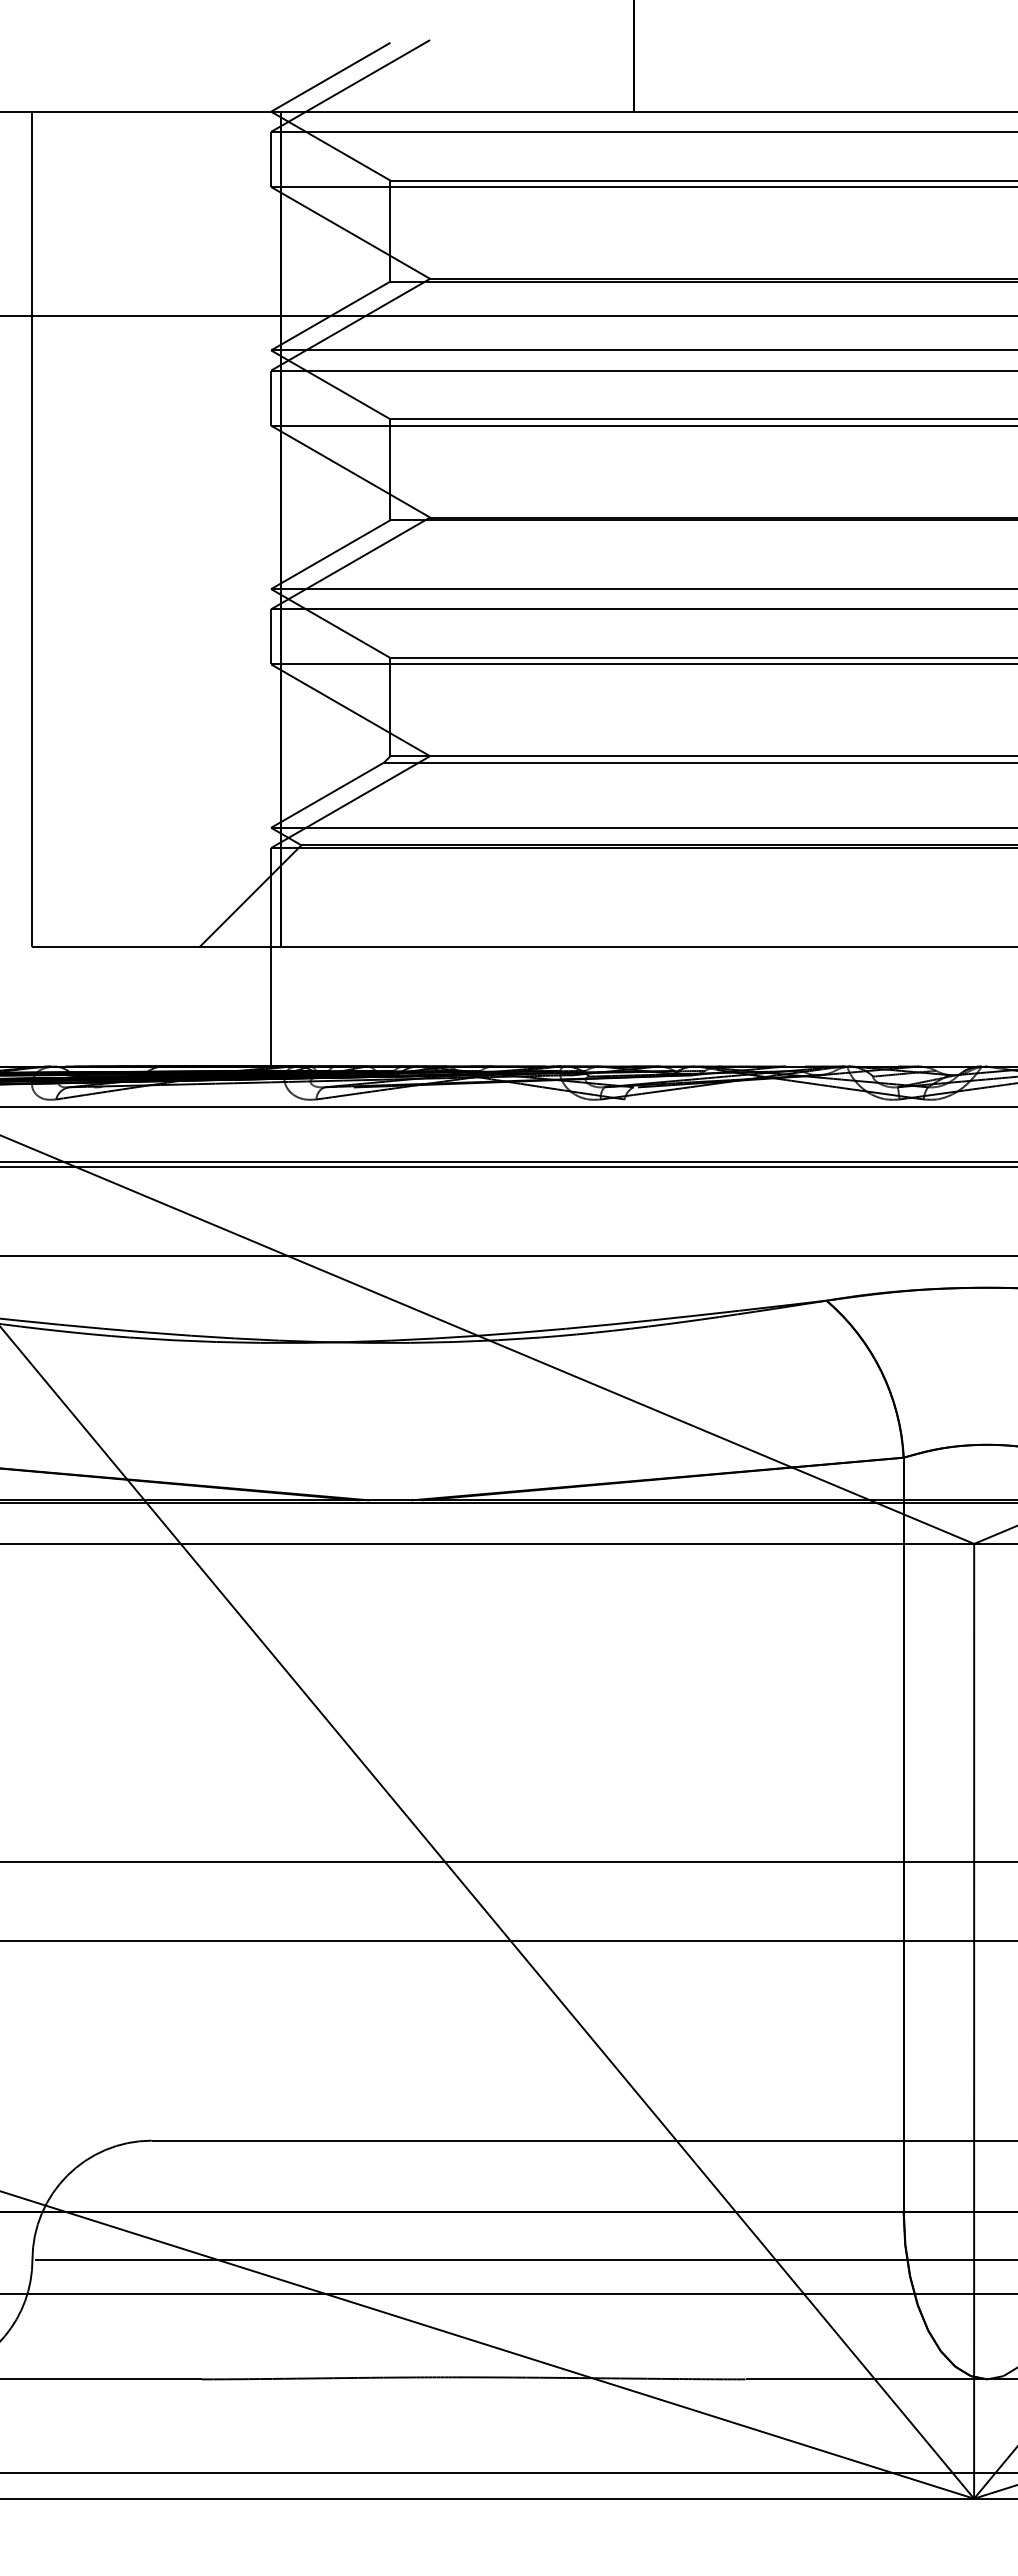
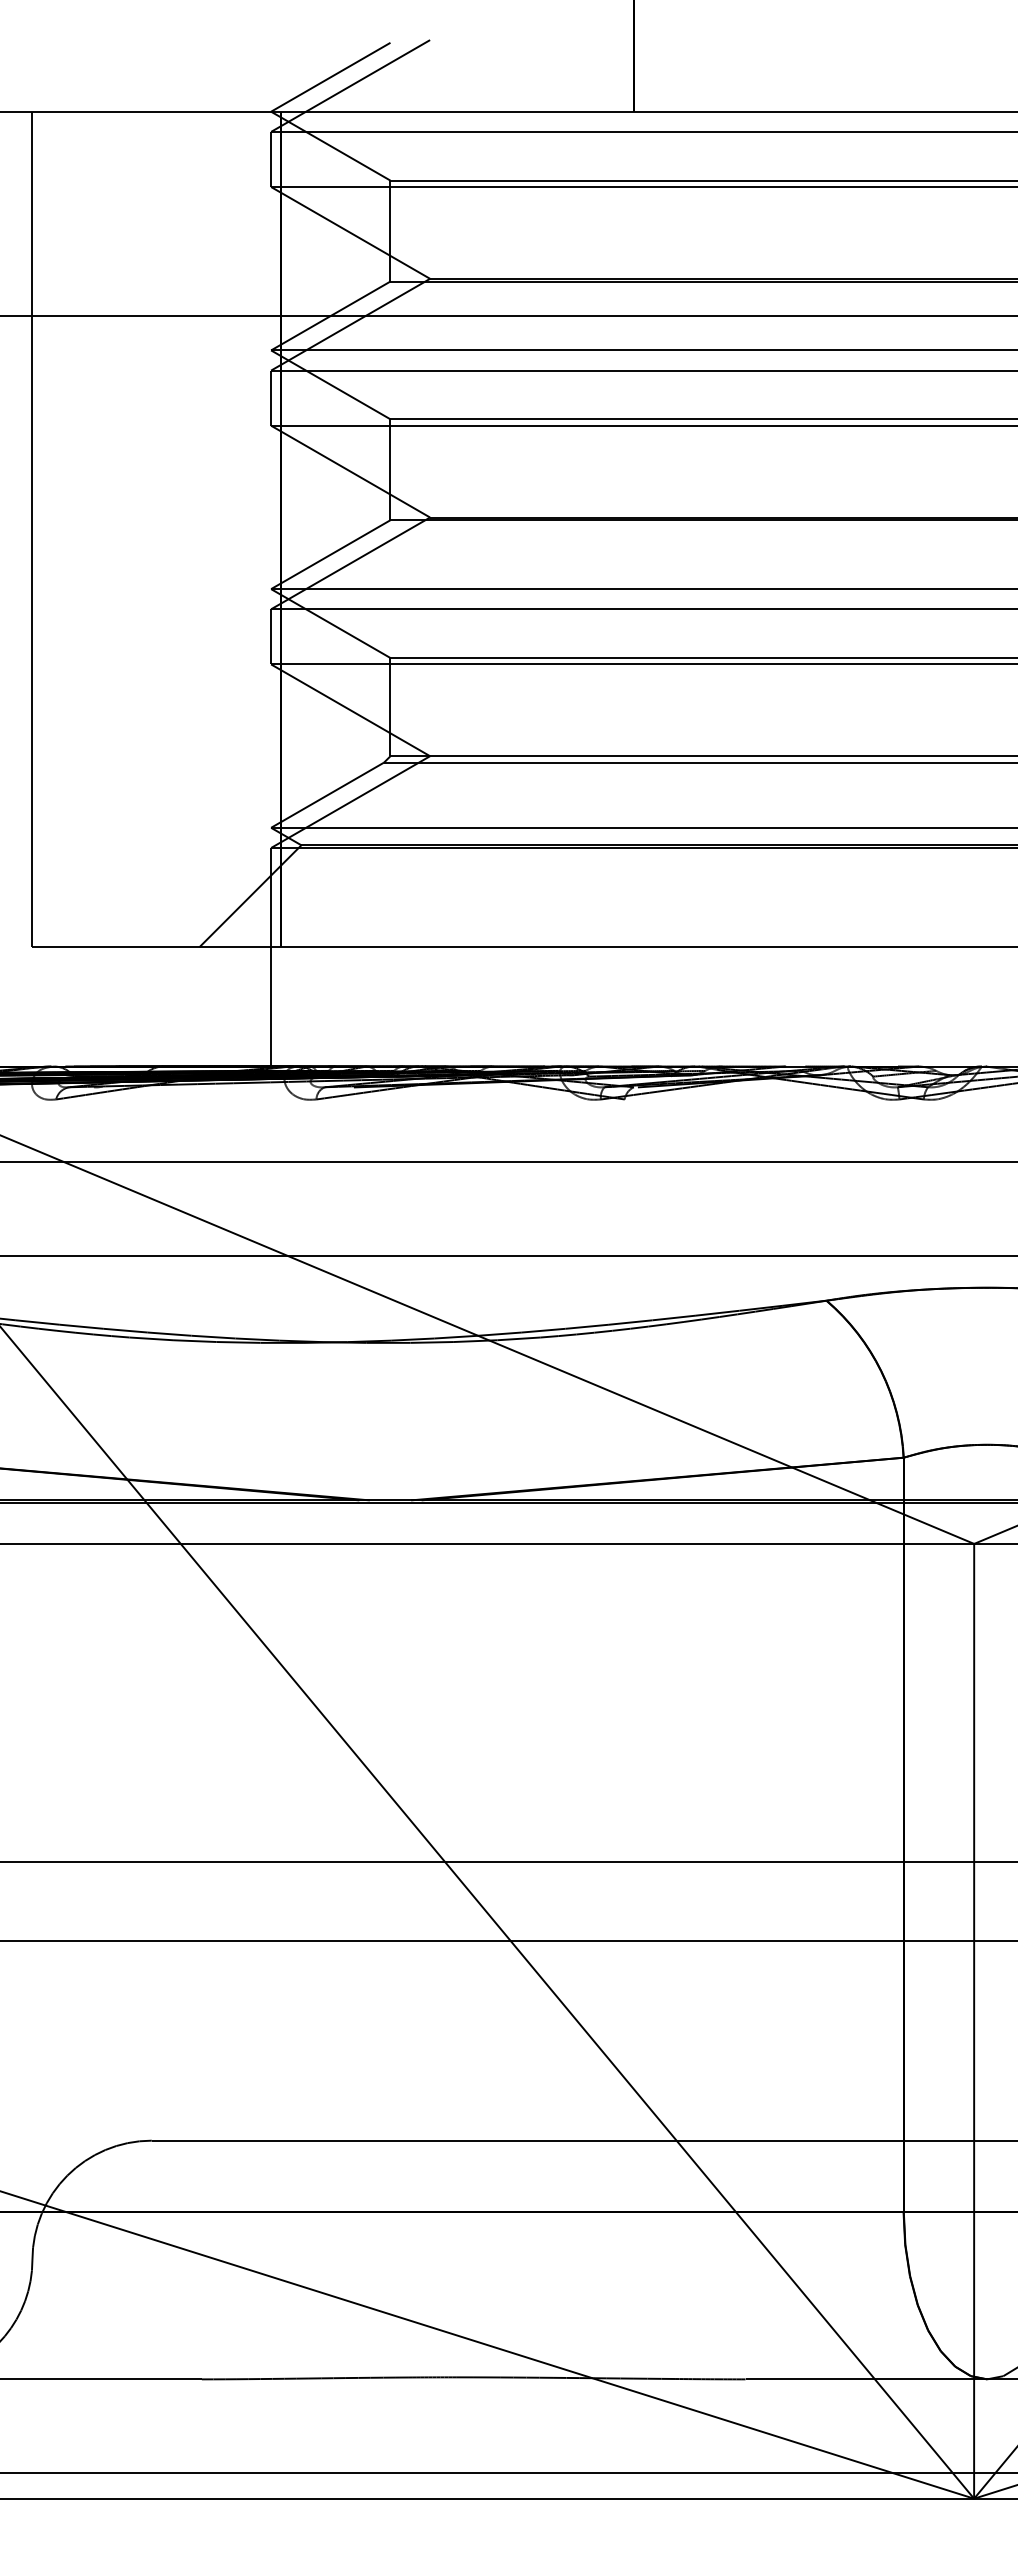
line: present -> none (508, 1107)
line: present -> none (508, 1166)
line: present -> none (524, 2260)
line: present -> none (508, 2294)
